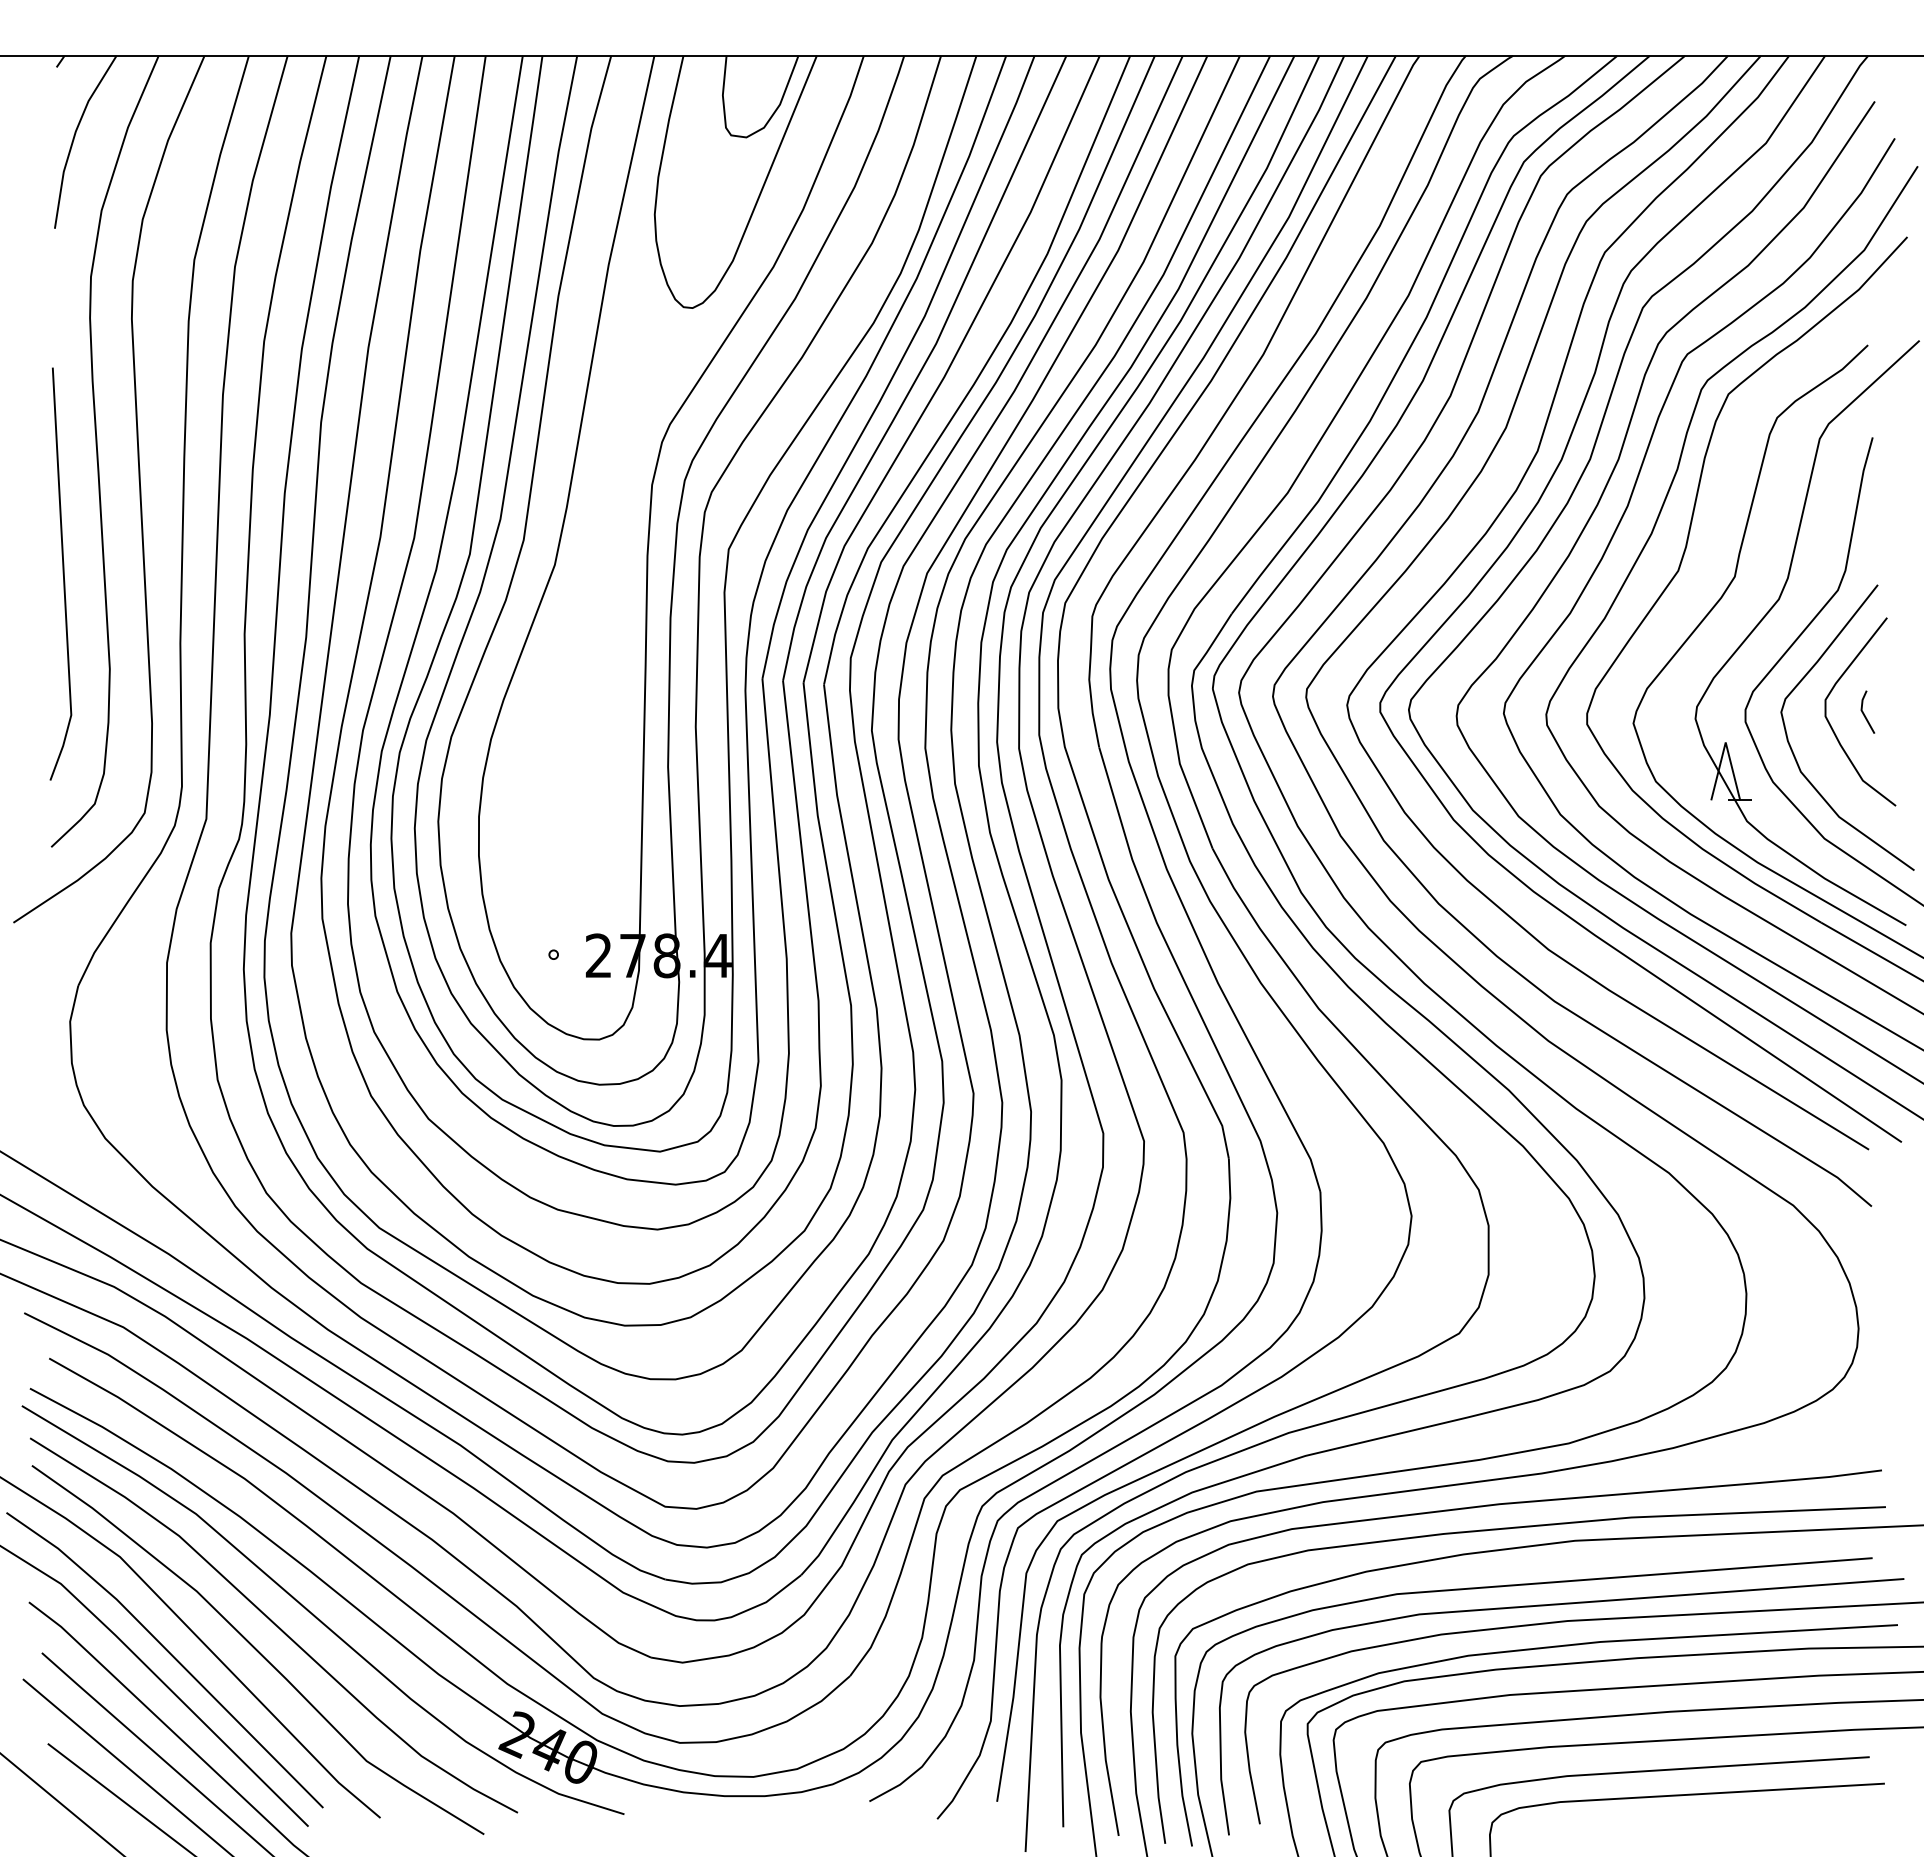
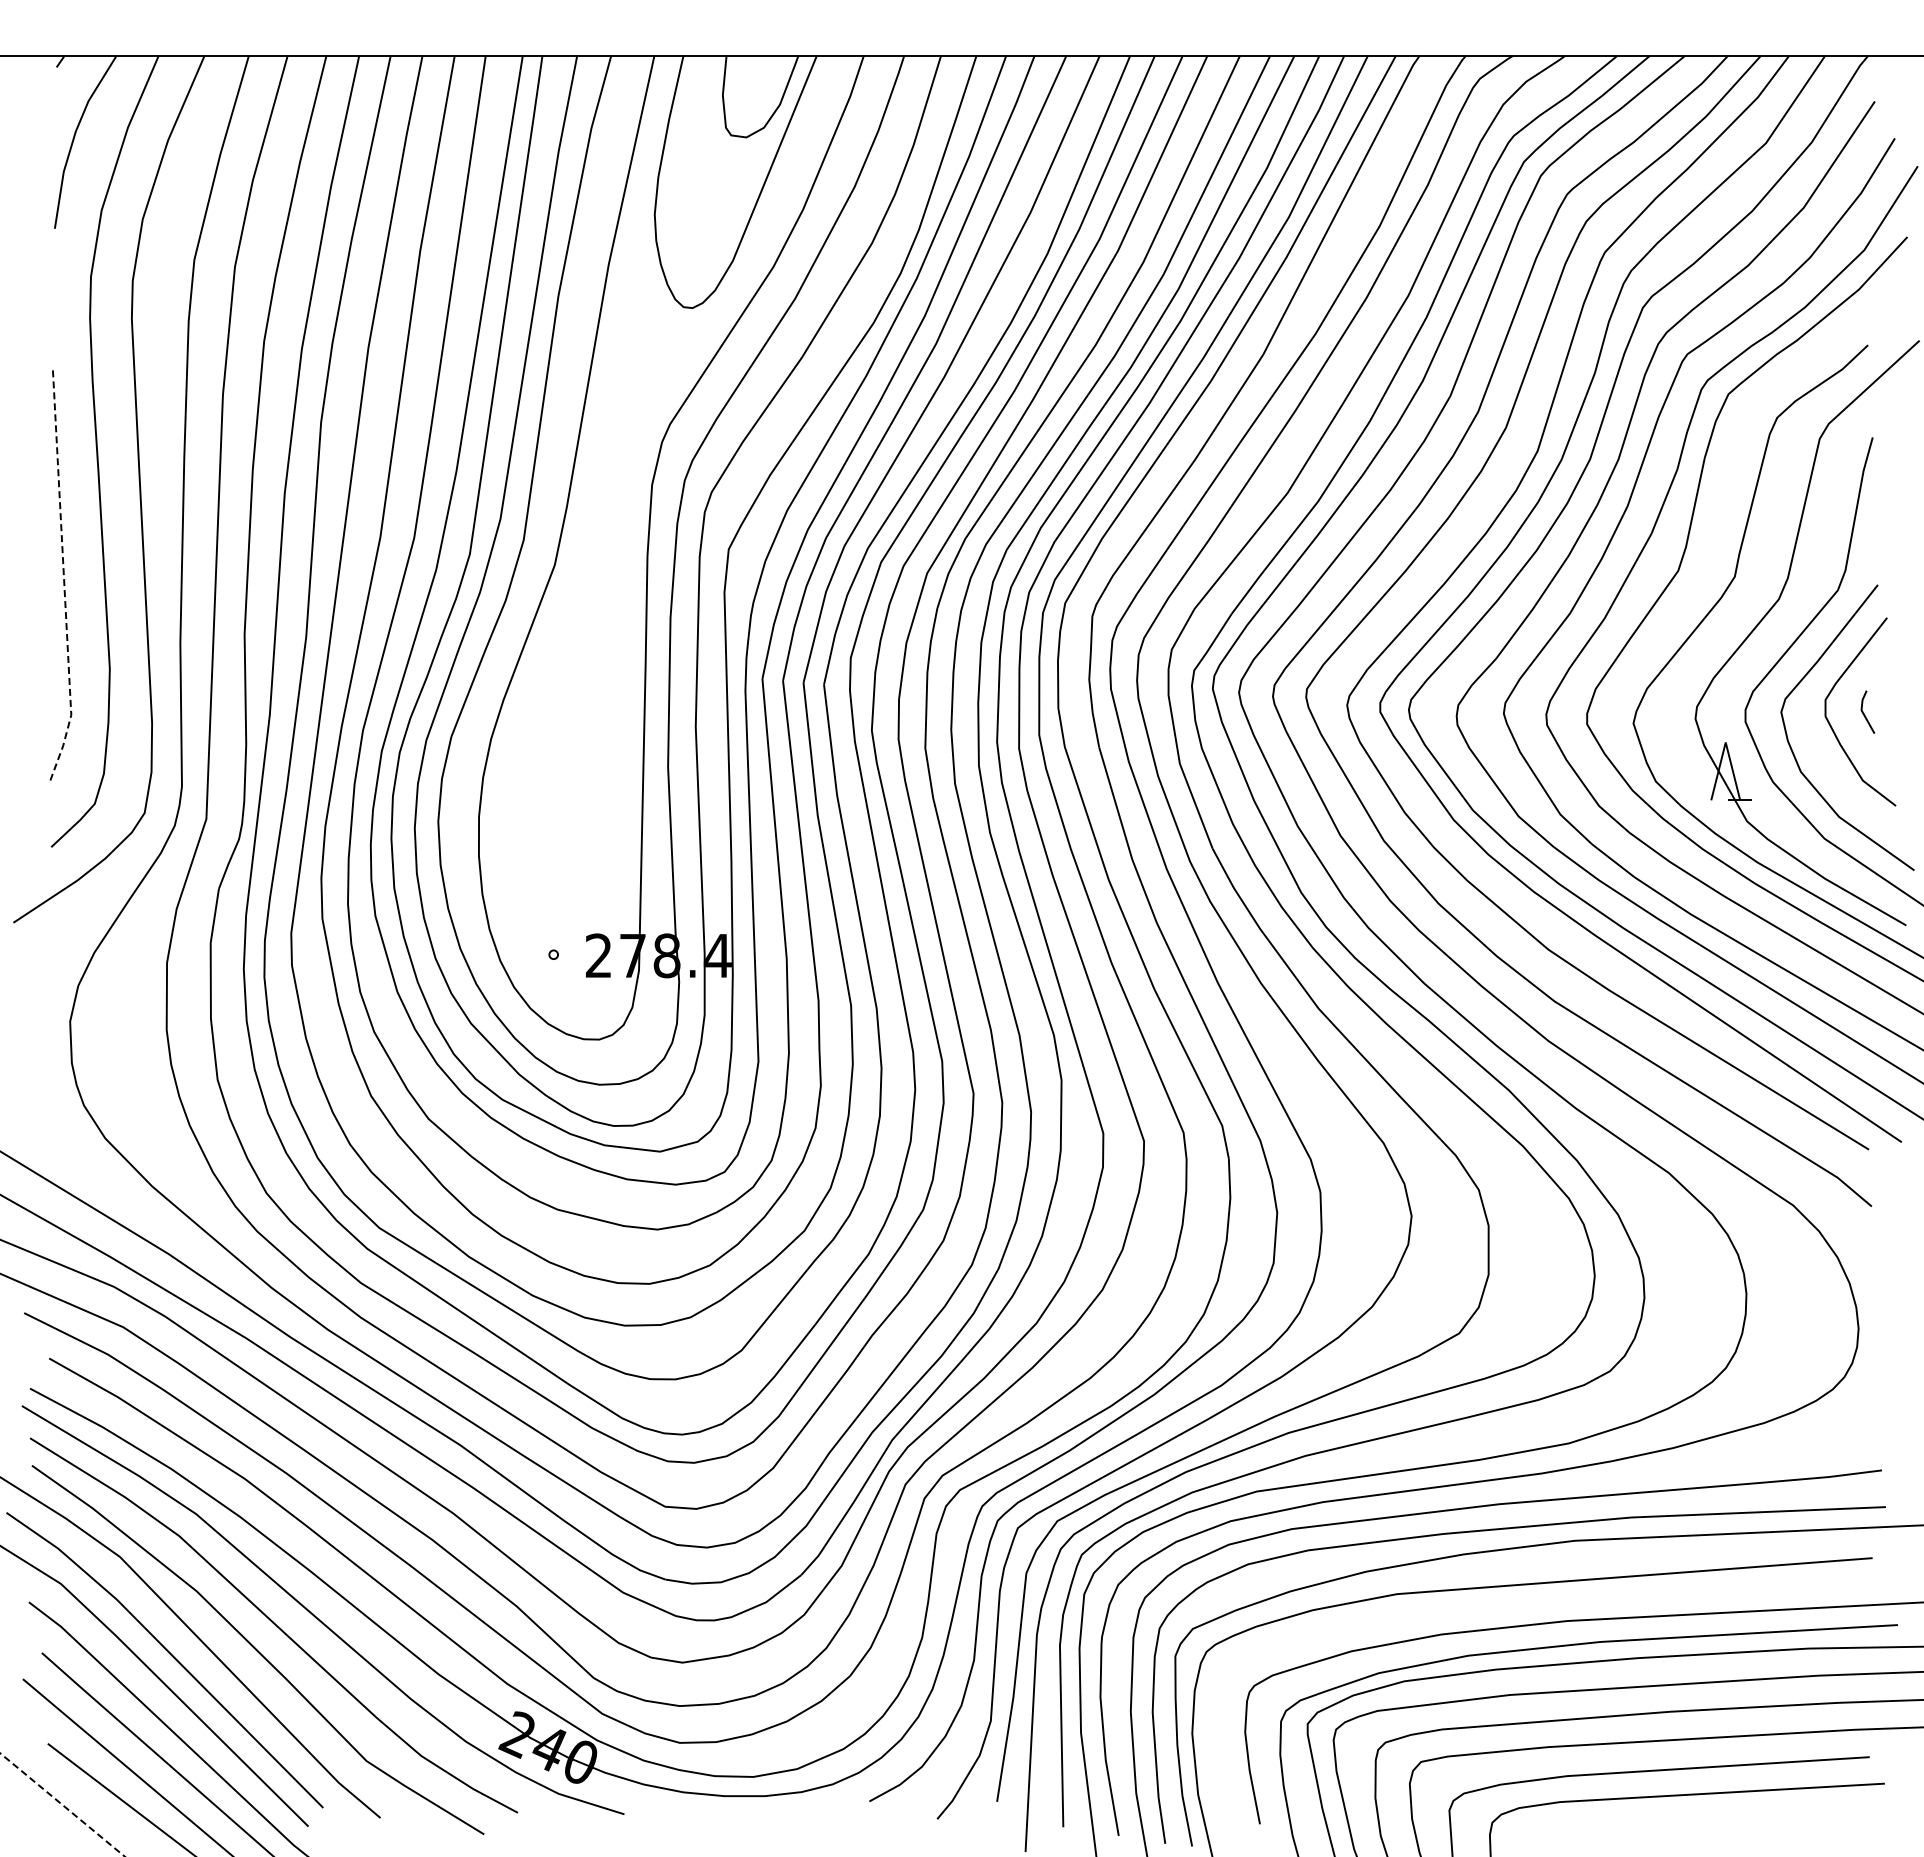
line: solid -> dashed (63, 576)
curve: present -> none (1559, 1605)
line: solid -> dashed (62, 1804)
